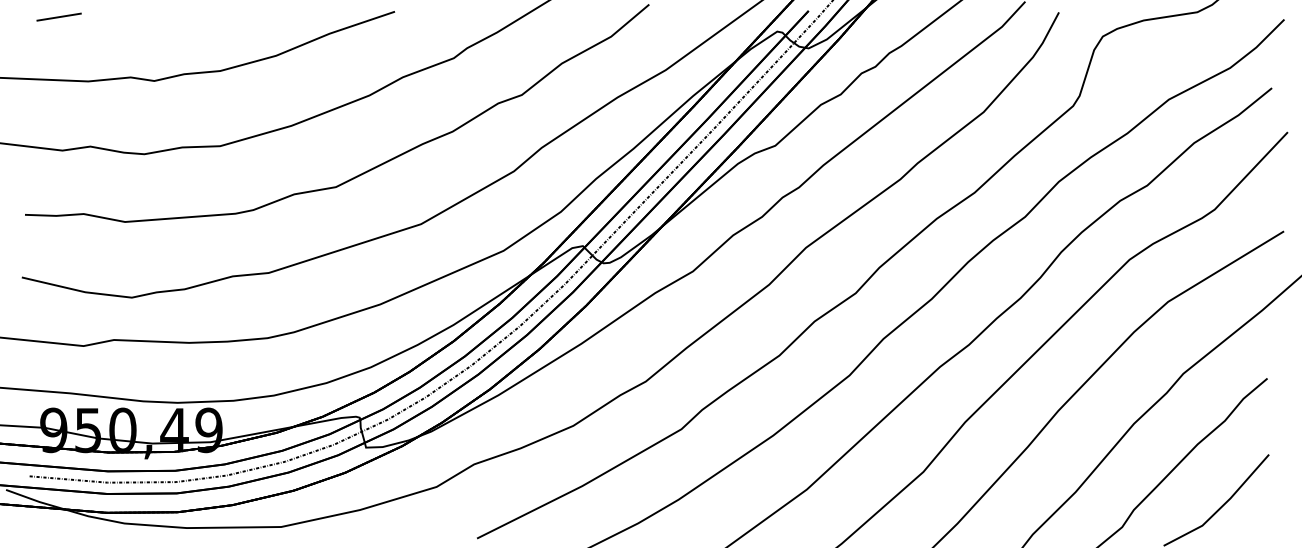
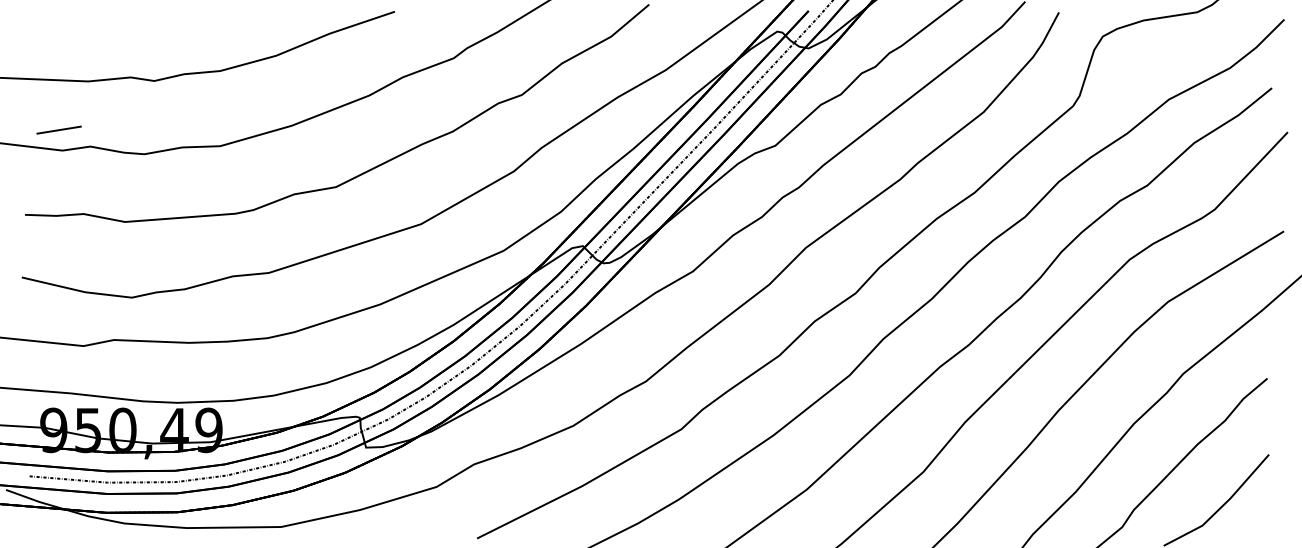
line position: (58, 16) -> (58, 129) (58, 129)
